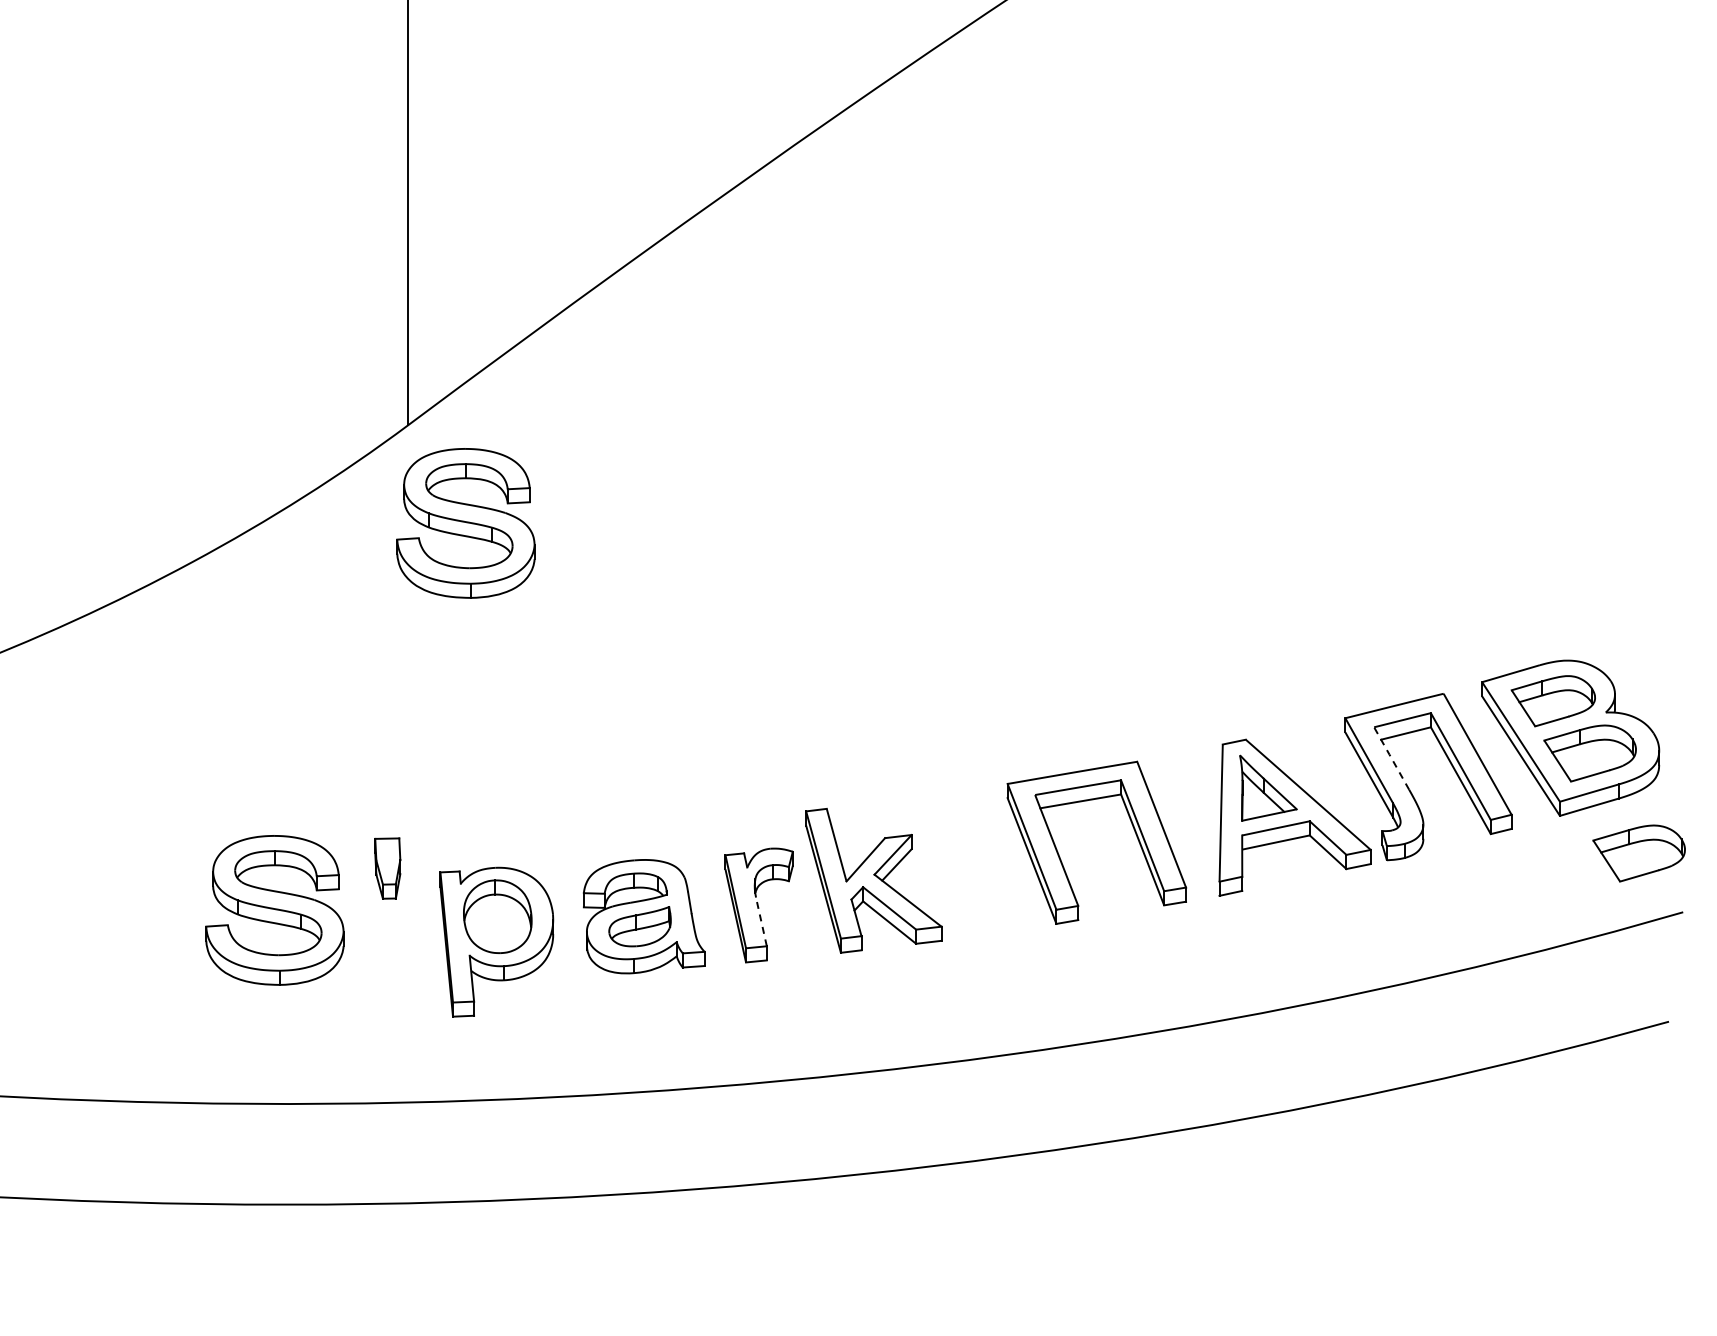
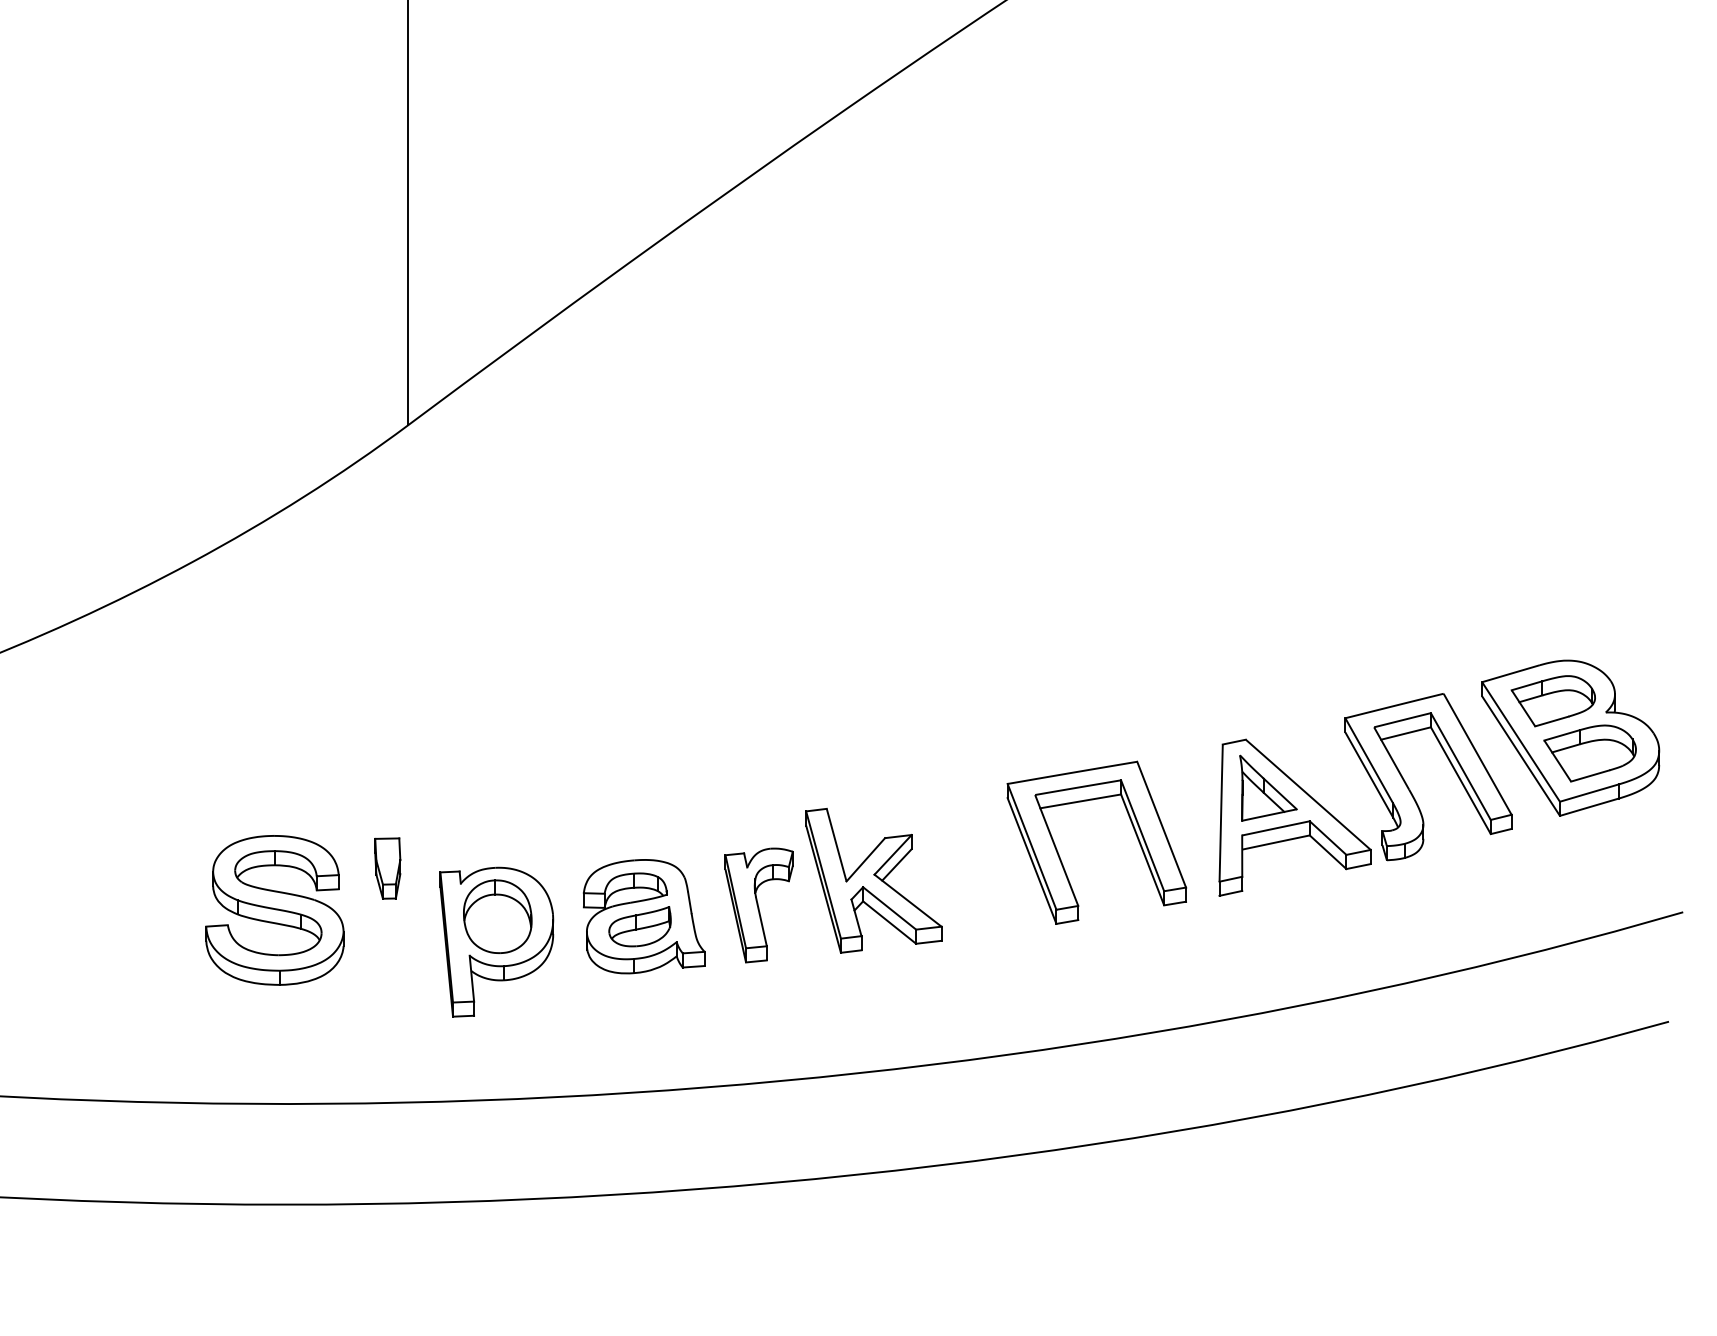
part: present -> none (465, 523)
line: dashed -> solid (1391, 758)
part: present -> none (1638, 853)
line: dashed -> solid (761, 921)
